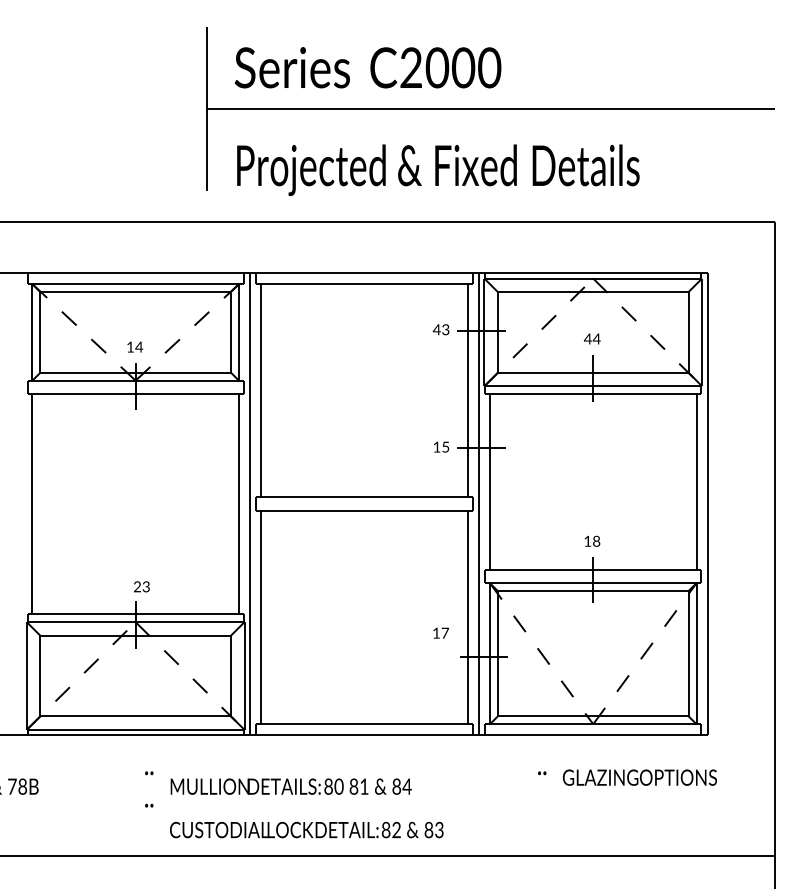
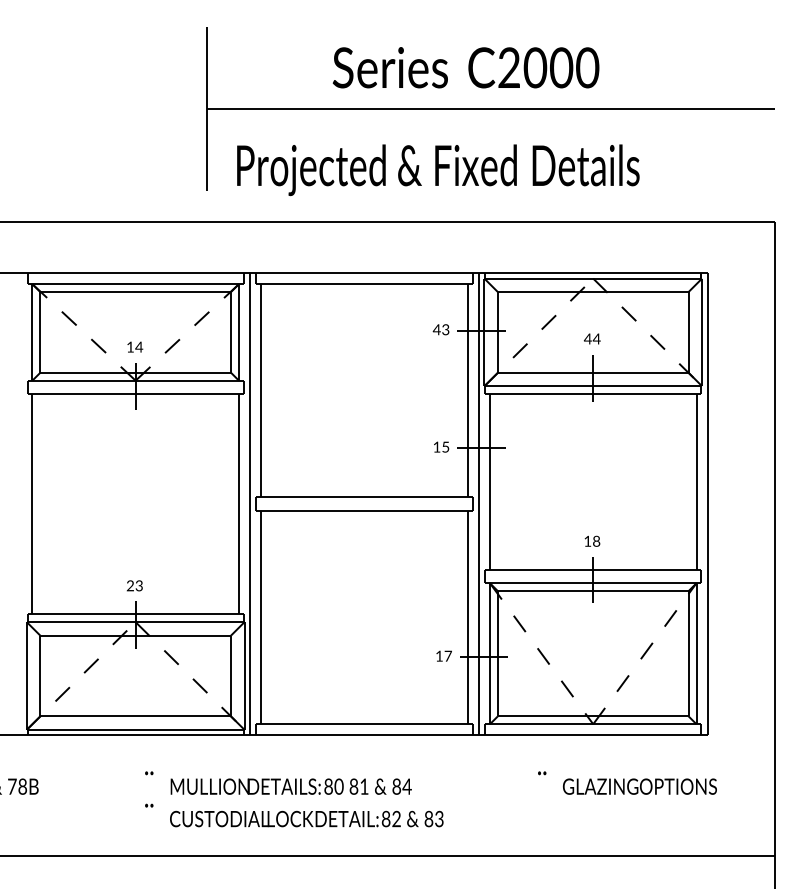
text position: (367, 67) -> (465, 67) (465, 67)
text position: (141, 586) -> (134, 585) (134, 585)
text position: (440, 632) -> (443, 655) (443, 655)
text position: (639, 777) -> (639, 786) (639, 786)
text position: (306, 829) -> (306, 818) (306, 818)
